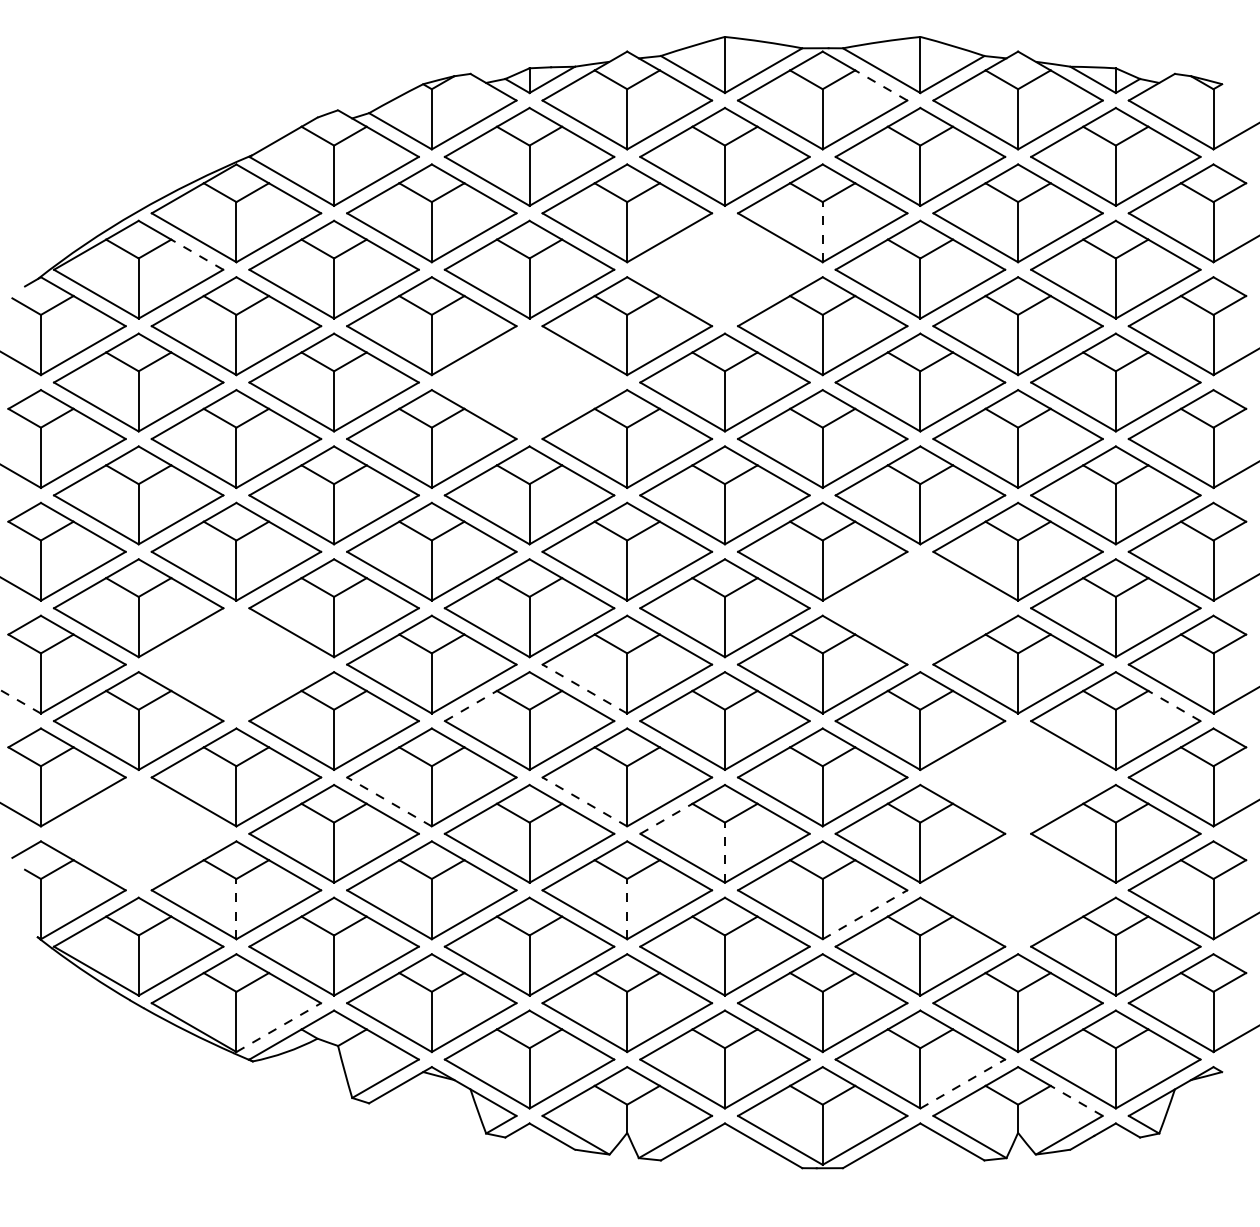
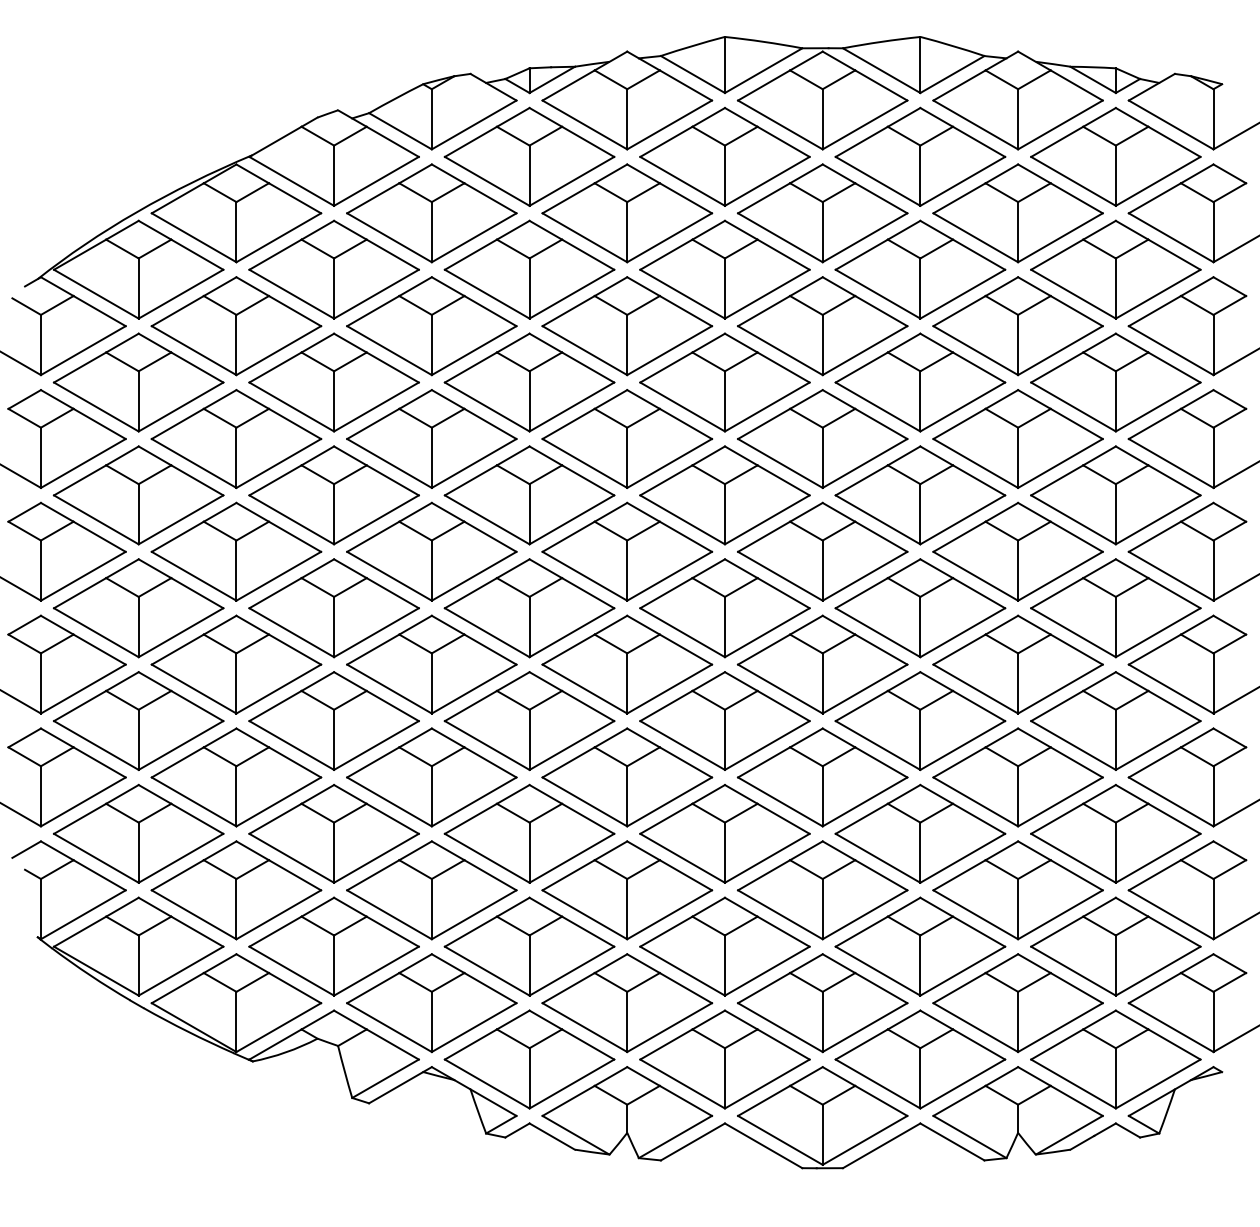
line: dashed -> solid (880, 85)
line: dashed -> solid (822, 231)
line: dashed -> solid (196, 254)
part: none -> present (724, 269)
part: none -> present (529, 382)
part: none -> present (920, 608)
part: none -> present (236, 664)
line: dashed -> solid (584, 689)
line: dashed -> solid (20, 701)
line: dashed -> solid (471, 705)
line: dashed -> solid (1174, 705)
part: none -> present (1017, 777)
line: dashed -> solid (389, 801)
line: dashed -> solid (584, 801)
line: dashed -> solid (666, 818)
part: none -> present (138, 833)
line: dashed -> solid (724, 852)
part: none -> present (1017, 890)
line: dashed -> solid (236, 908)
line: dashed -> solid (627, 908)
line: dashed -> solid (865, 914)
line: dashed -> solid (278, 1027)
line: dashed -> solid (962, 1084)
line: dashed -> solid (1076, 1100)
